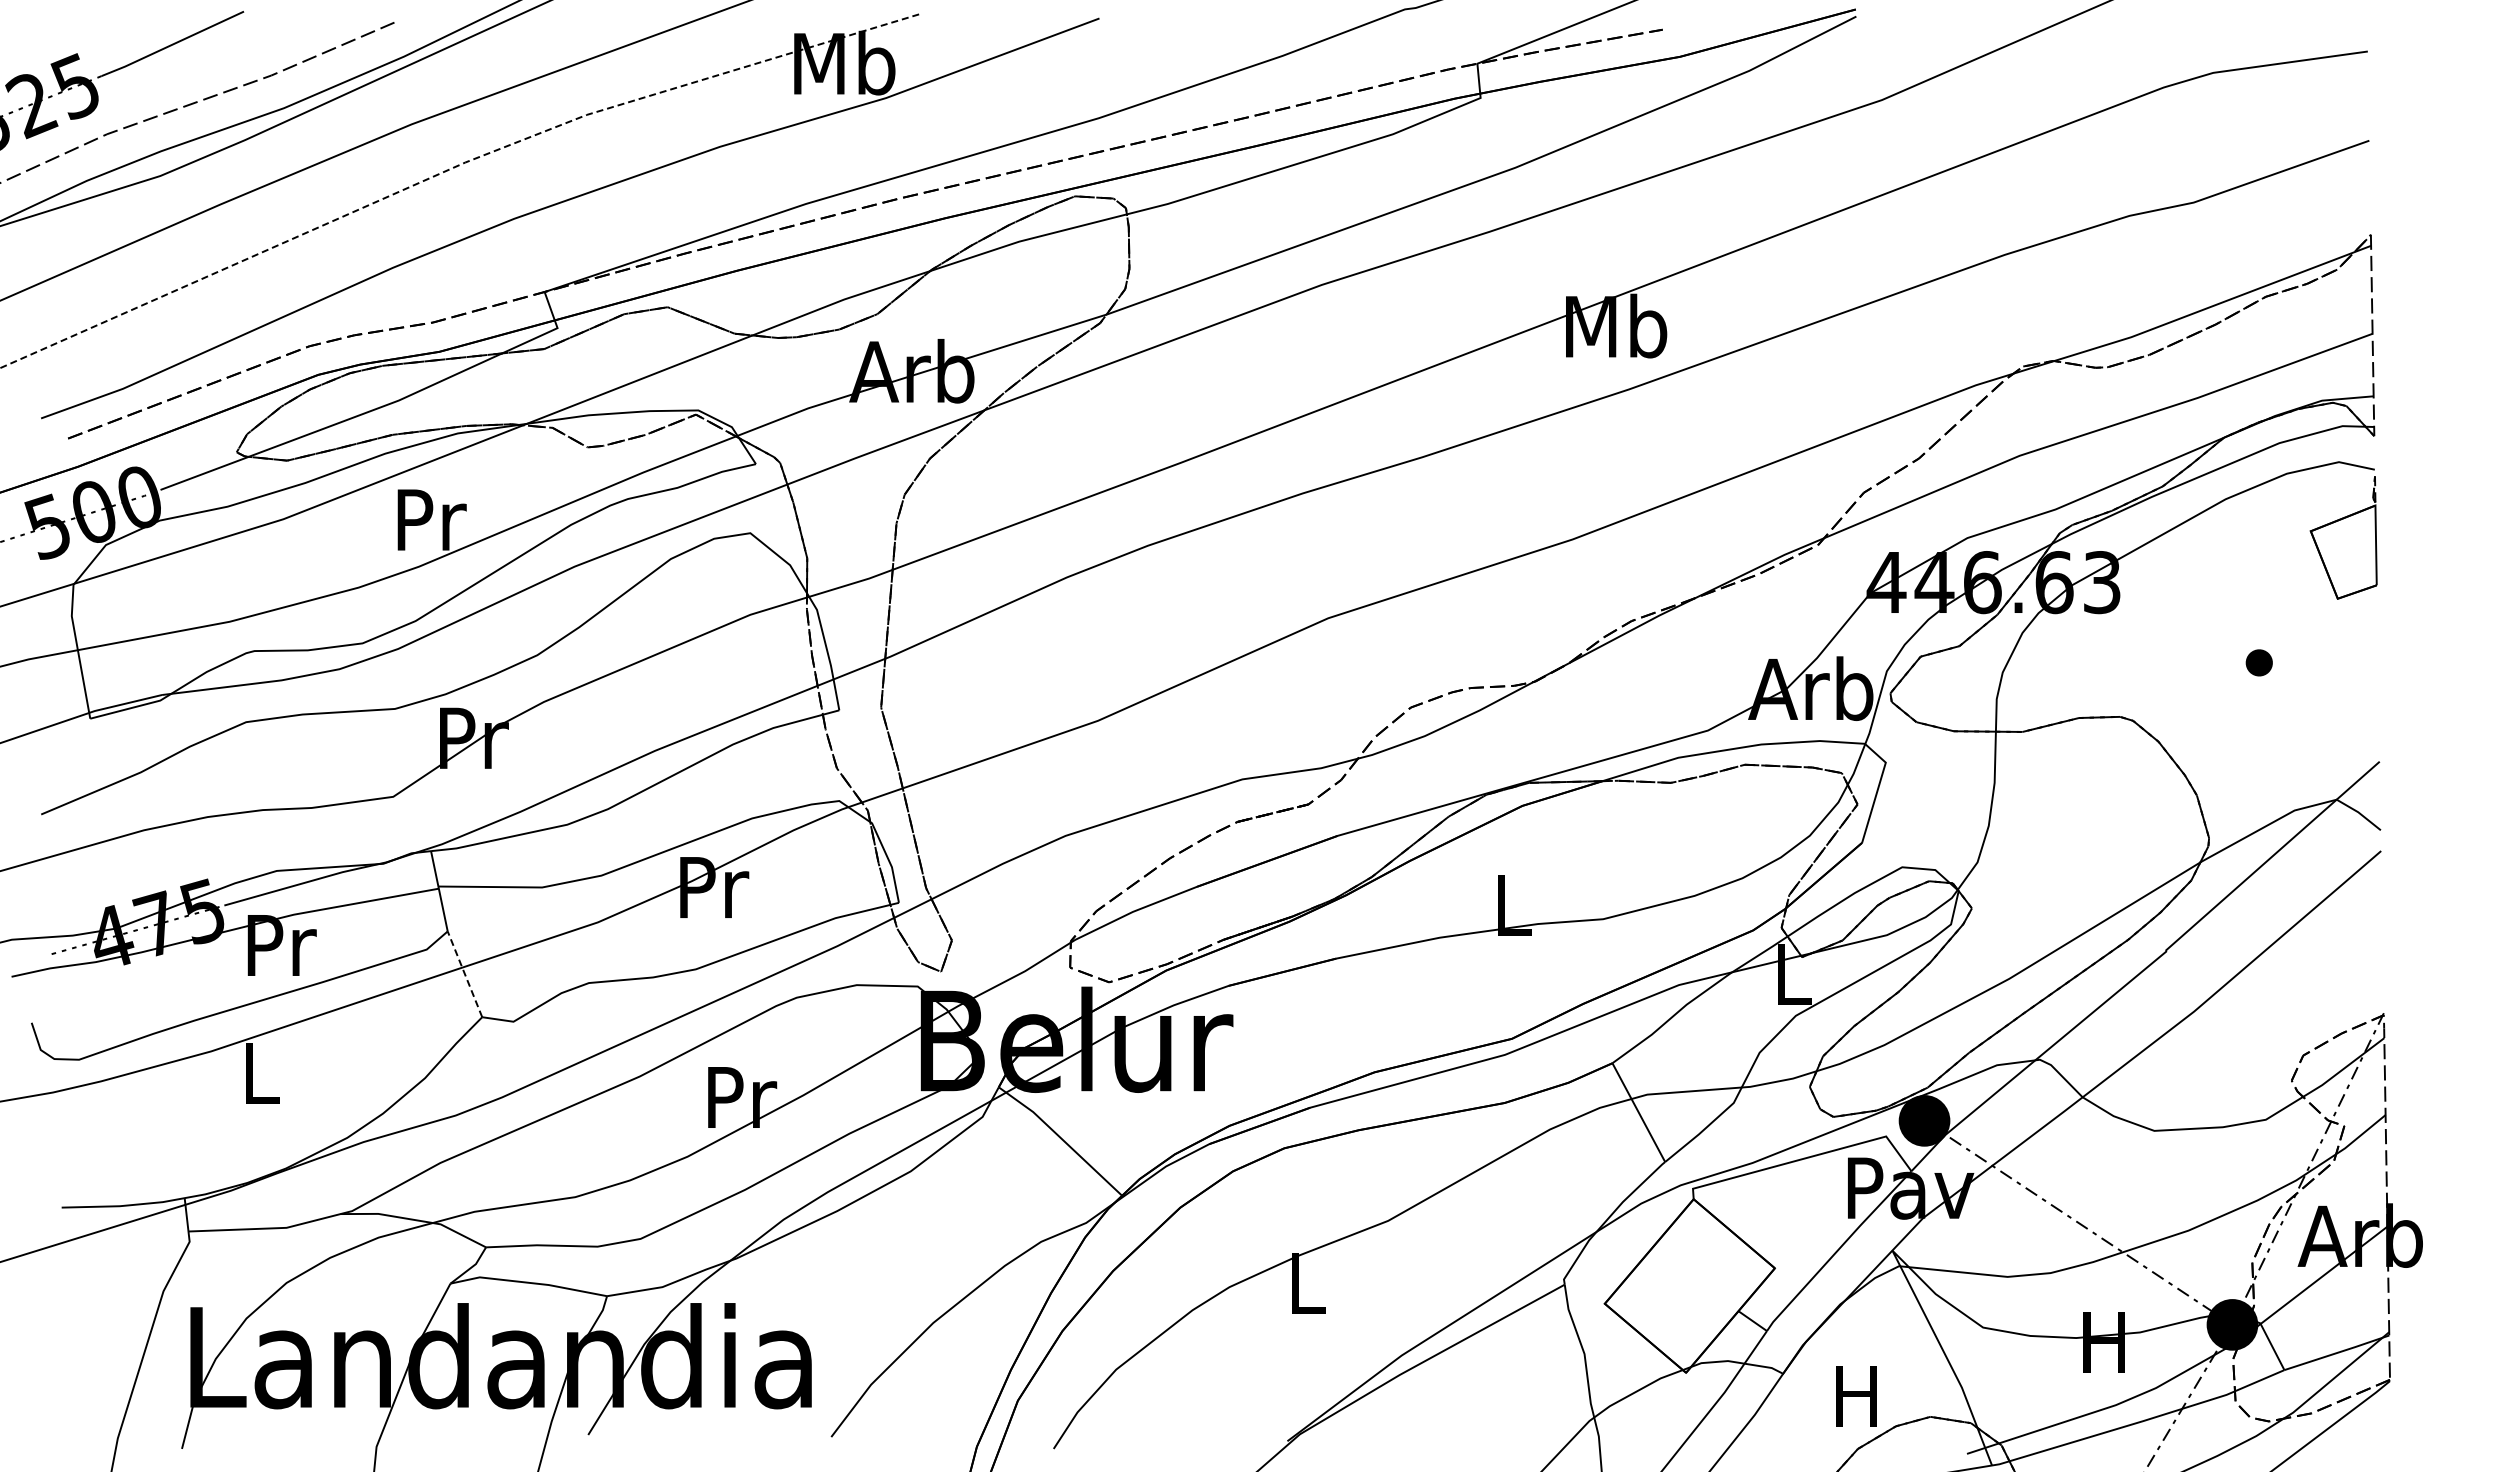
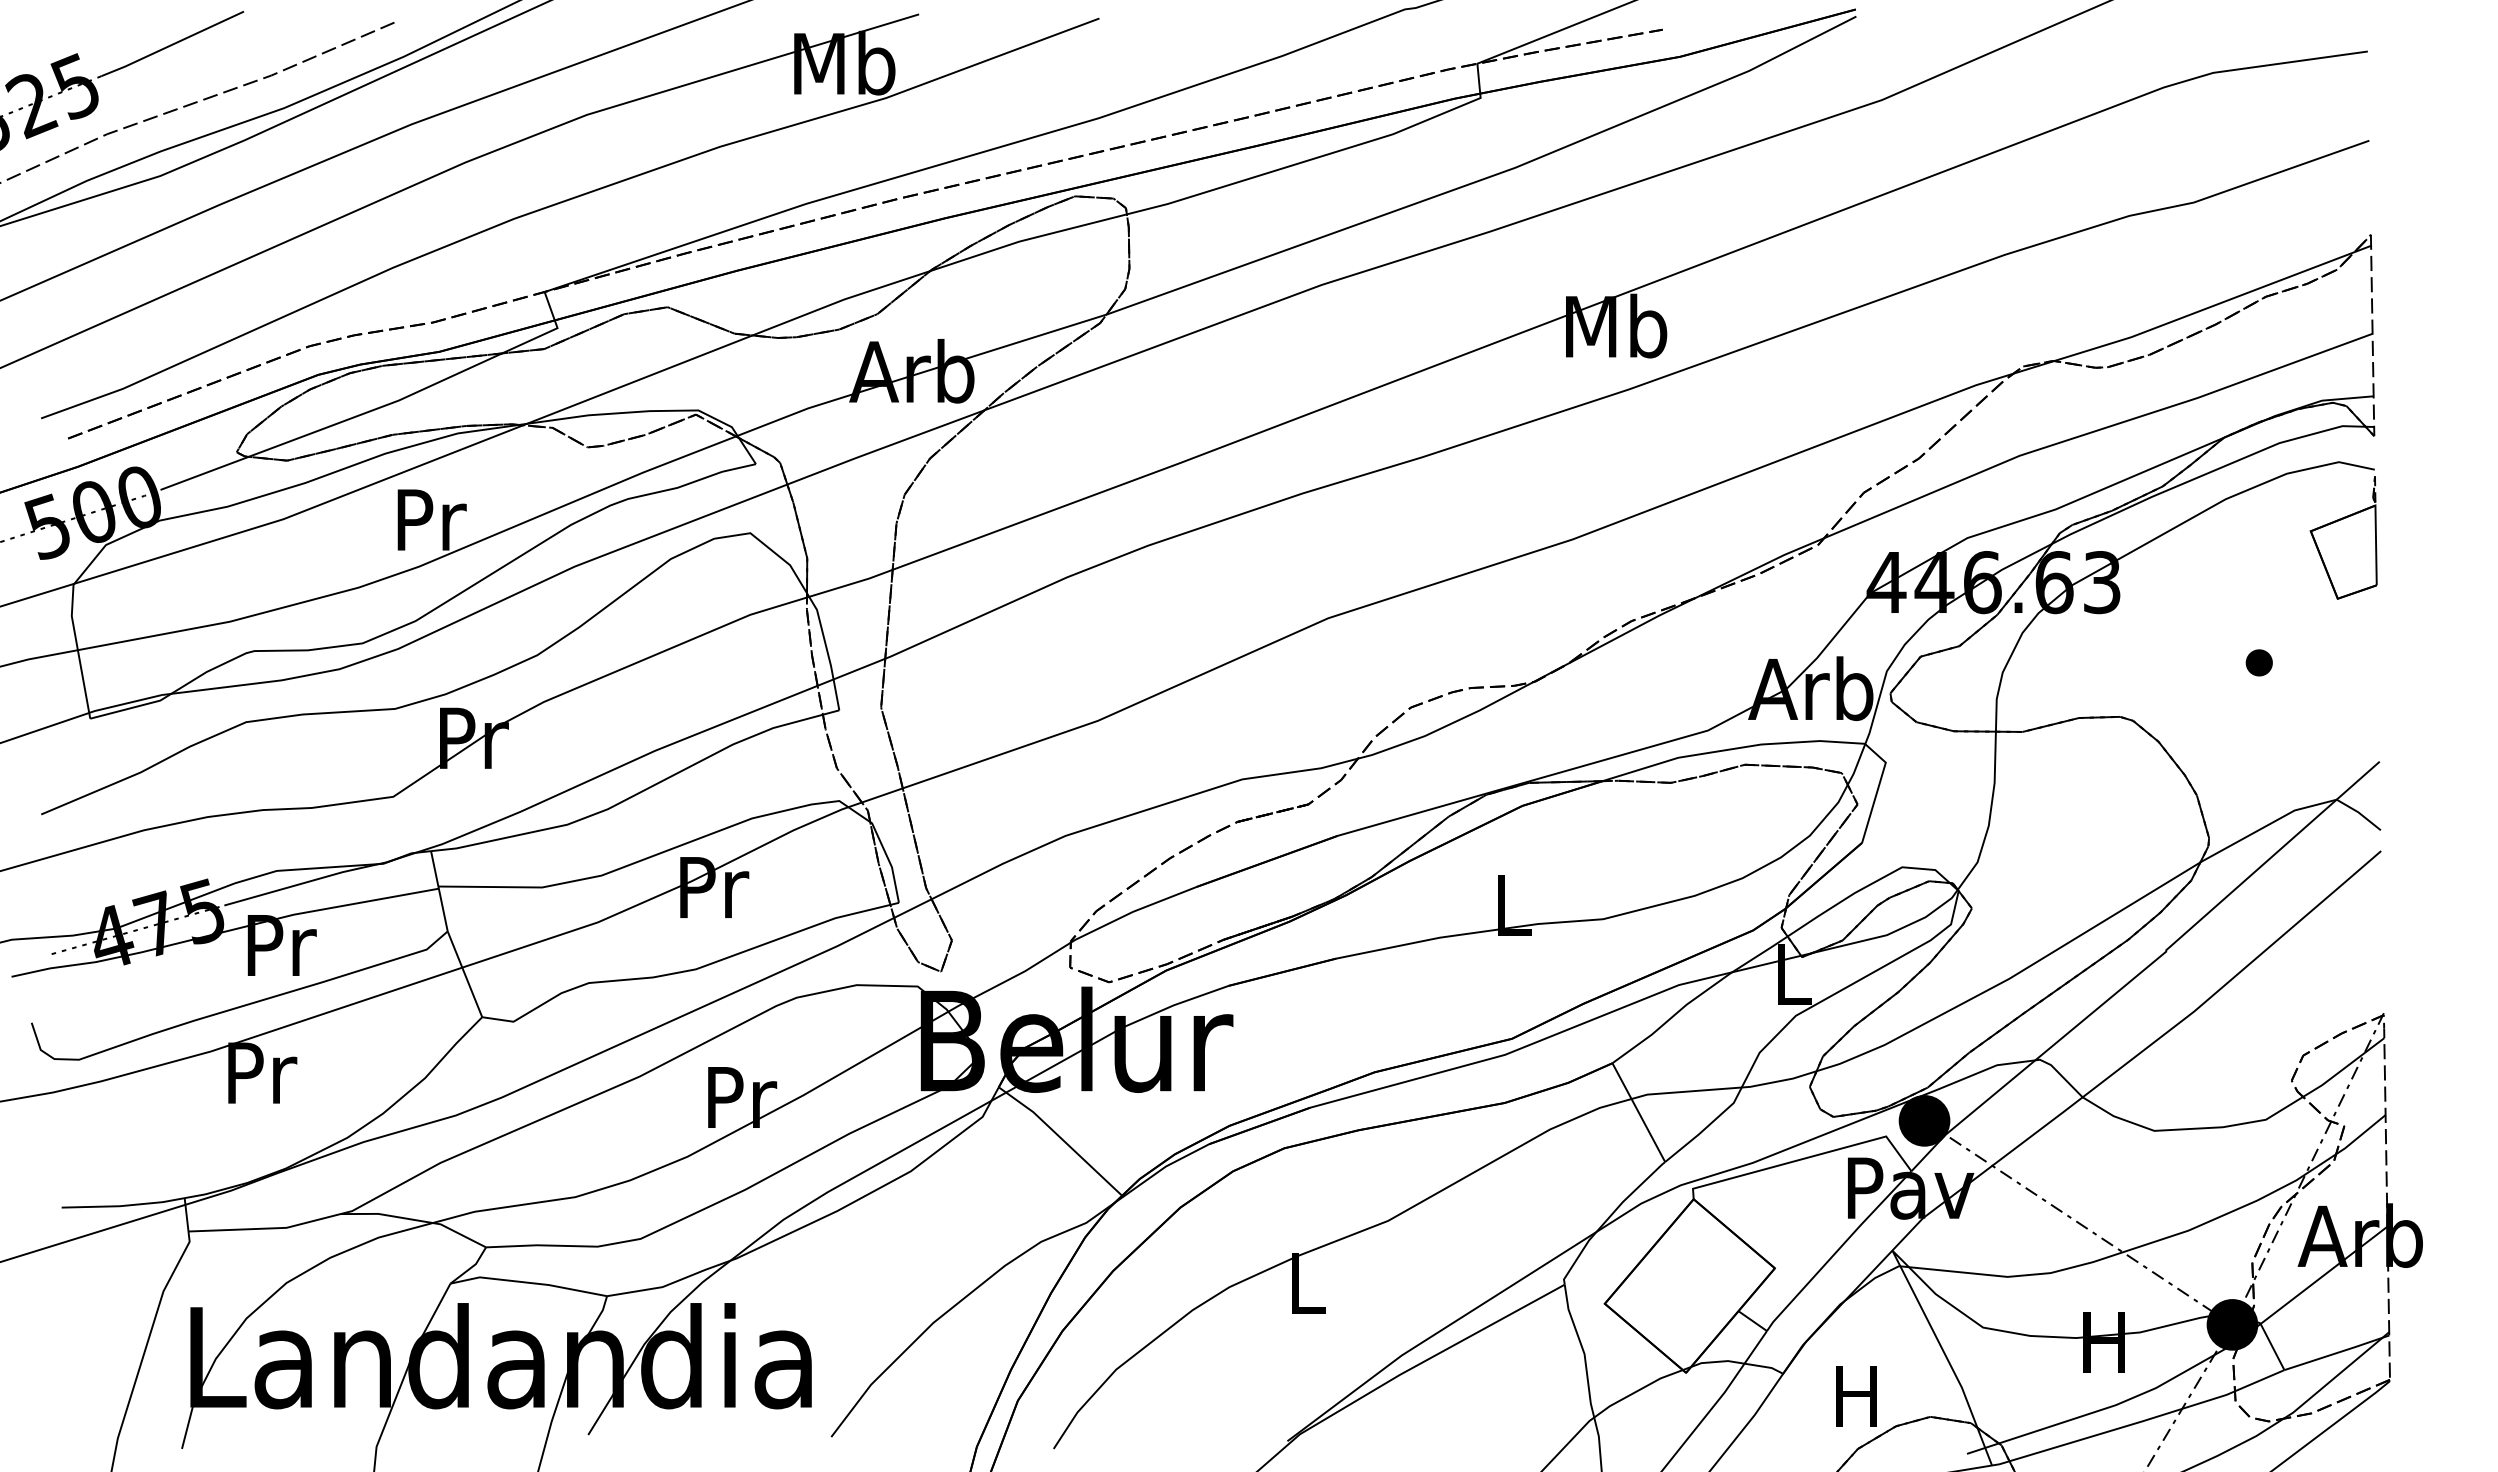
line: dashed -> solid (452, 168)
line: dashed -> solid (464, 973)
text: L -> Pr (262, 1072)
